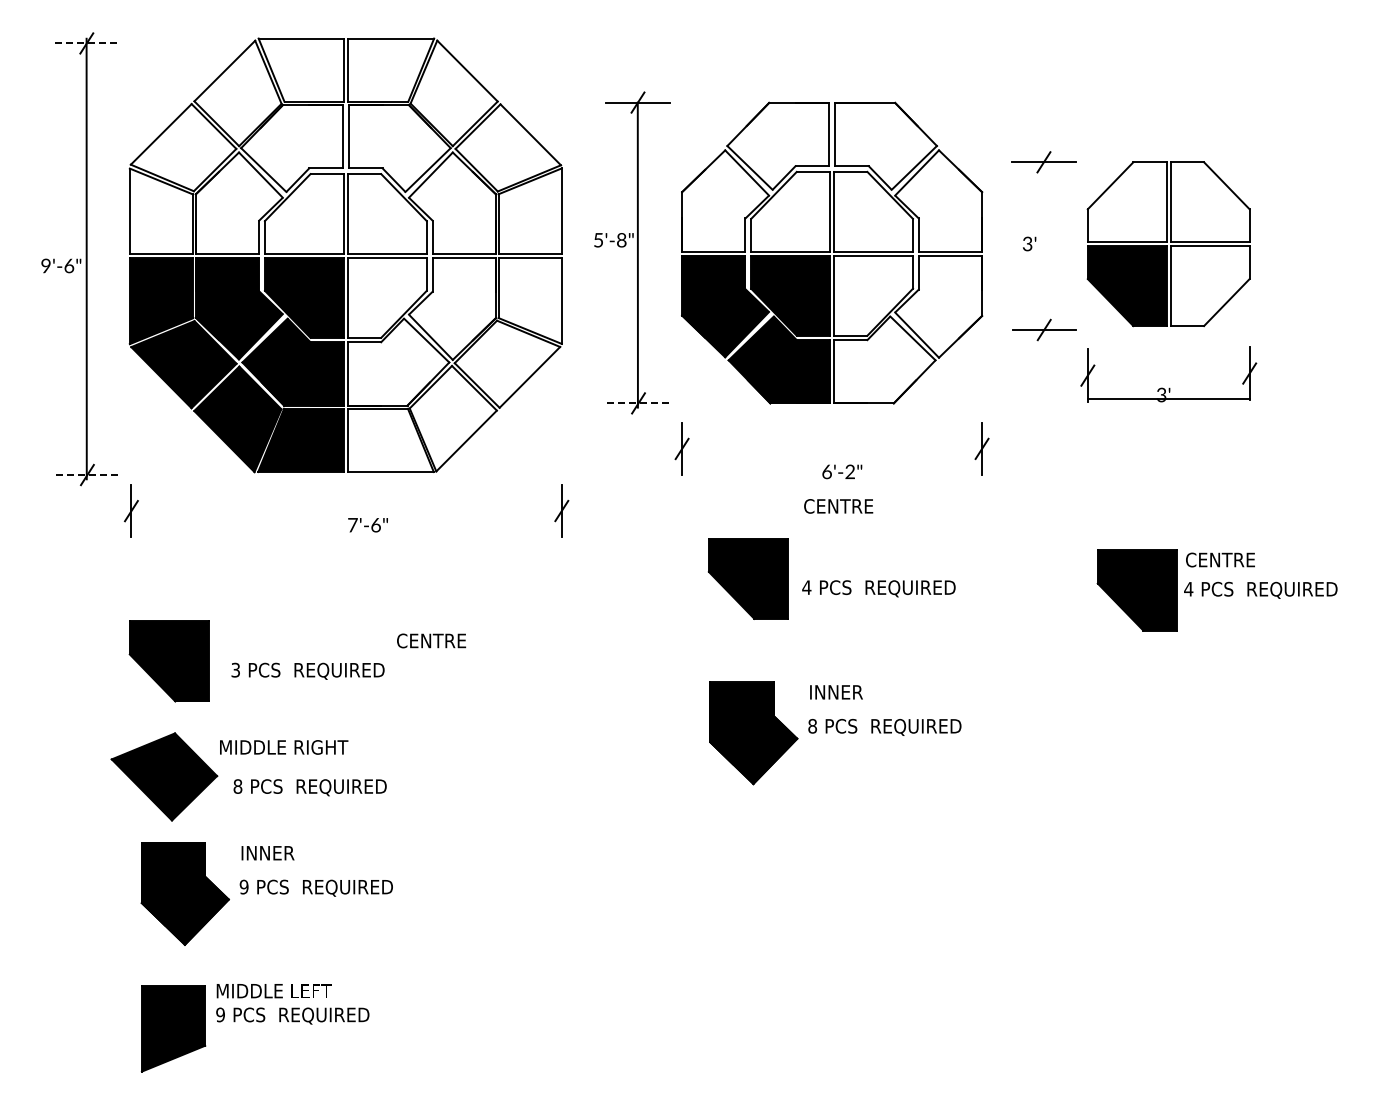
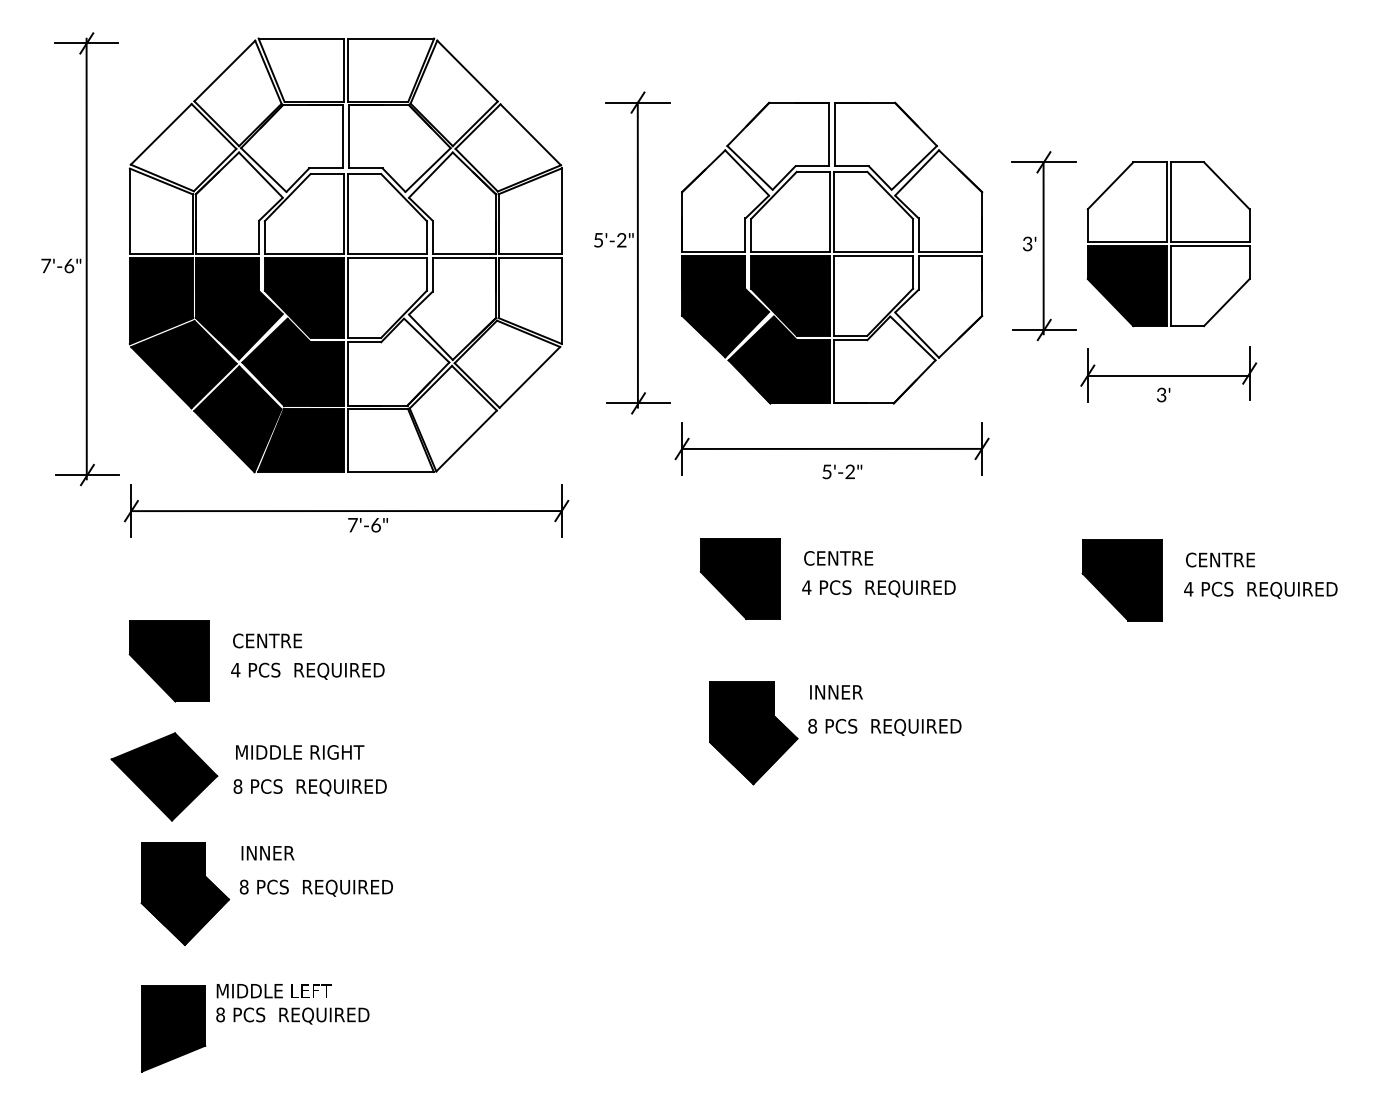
line: dashed -> solid (86, 43)
text: 5'-8" -> 5'-2" (621, 240)
line: none -> present (1043, 248)
text: 9'-6" -> 7'-6" (46, 265)
line position: (1168, 398) -> (1168, 375) (1168, 375)
line: dashed -> solid (638, 403)
line: none -> present (832, 448)
text: 6'-2" -> 5'-2" (826, 471)
line: dashed -> solid (87, 475)
text position: (838, 506) -> (838, 558) (838, 558)
line: none -> present (346, 511)
part position: (747, 578) -> (739, 578) (739, 578)
part position: (1136, 590) -> (1121, 580) (1121, 580)
text position: (431, 640) -> (267, 640) (267, 640)
text: 3 -> 4 (235, 669)
text position: (284, 747) -> (300, 752) (300, 752)
text: 9 -> 8 (243, 887)
text: 9 -> 8 (220, 1014)
